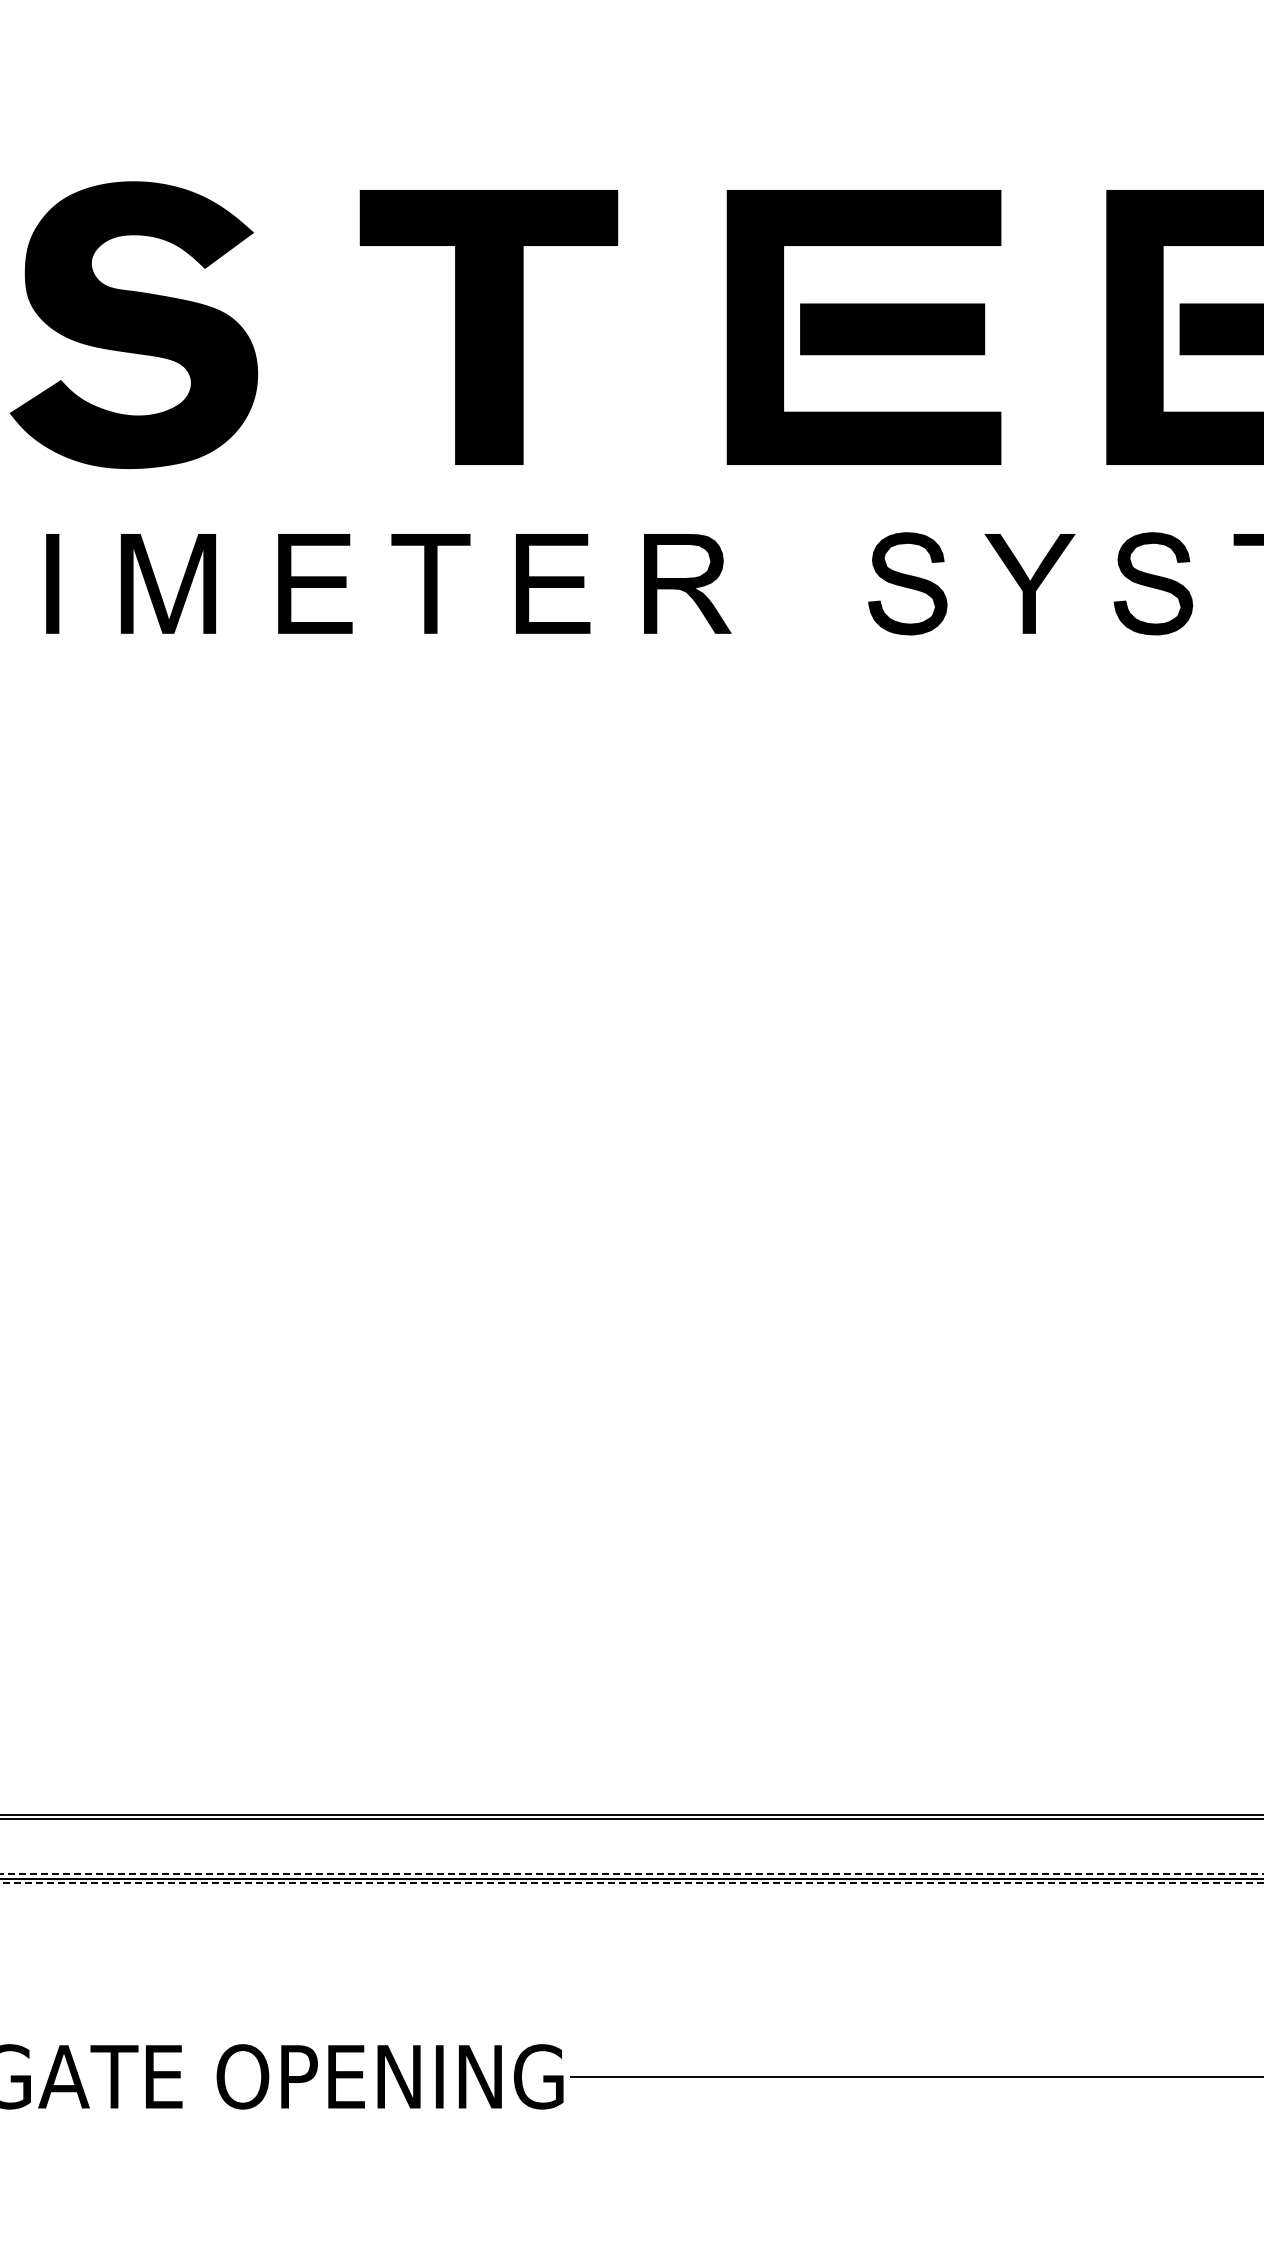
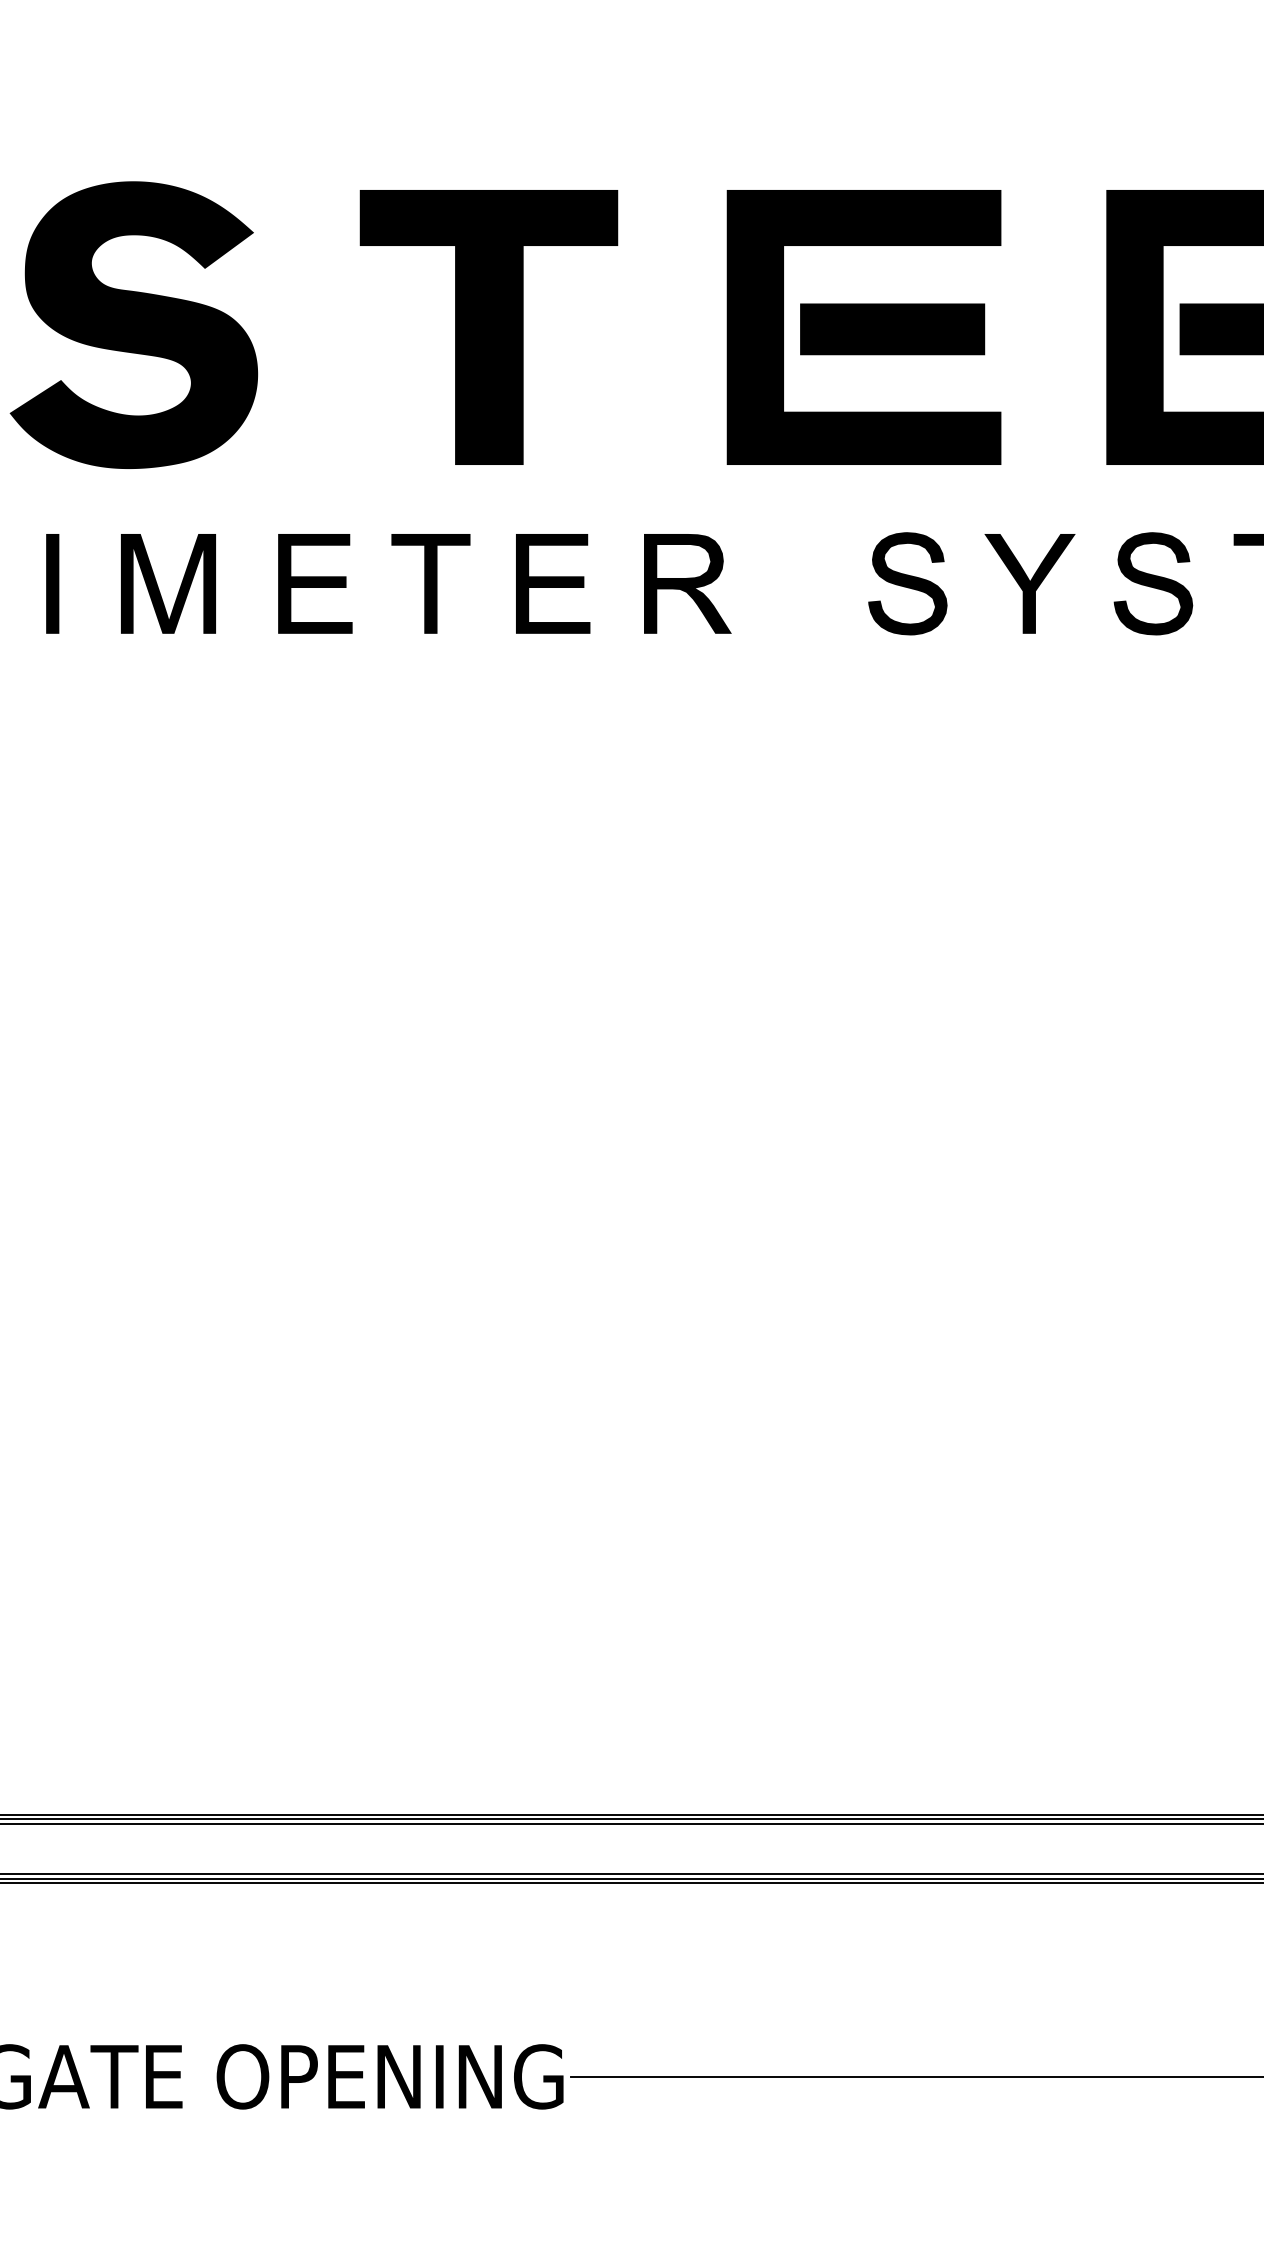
line: none -> present (631, 1823)
line: dashed -> solid (632, 1874)
line: dashed -> solid (631, 1883)
